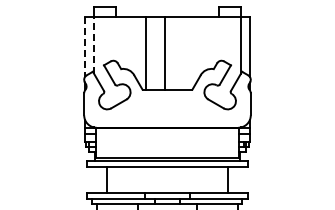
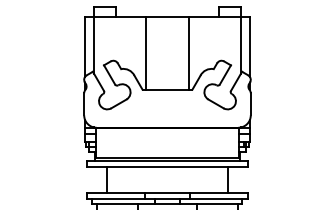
line: dashed -> solid (94, 45)
line: dashed -> solid (85, 47)
line position: (164, 53) -> (188, 53) (188, 53)
